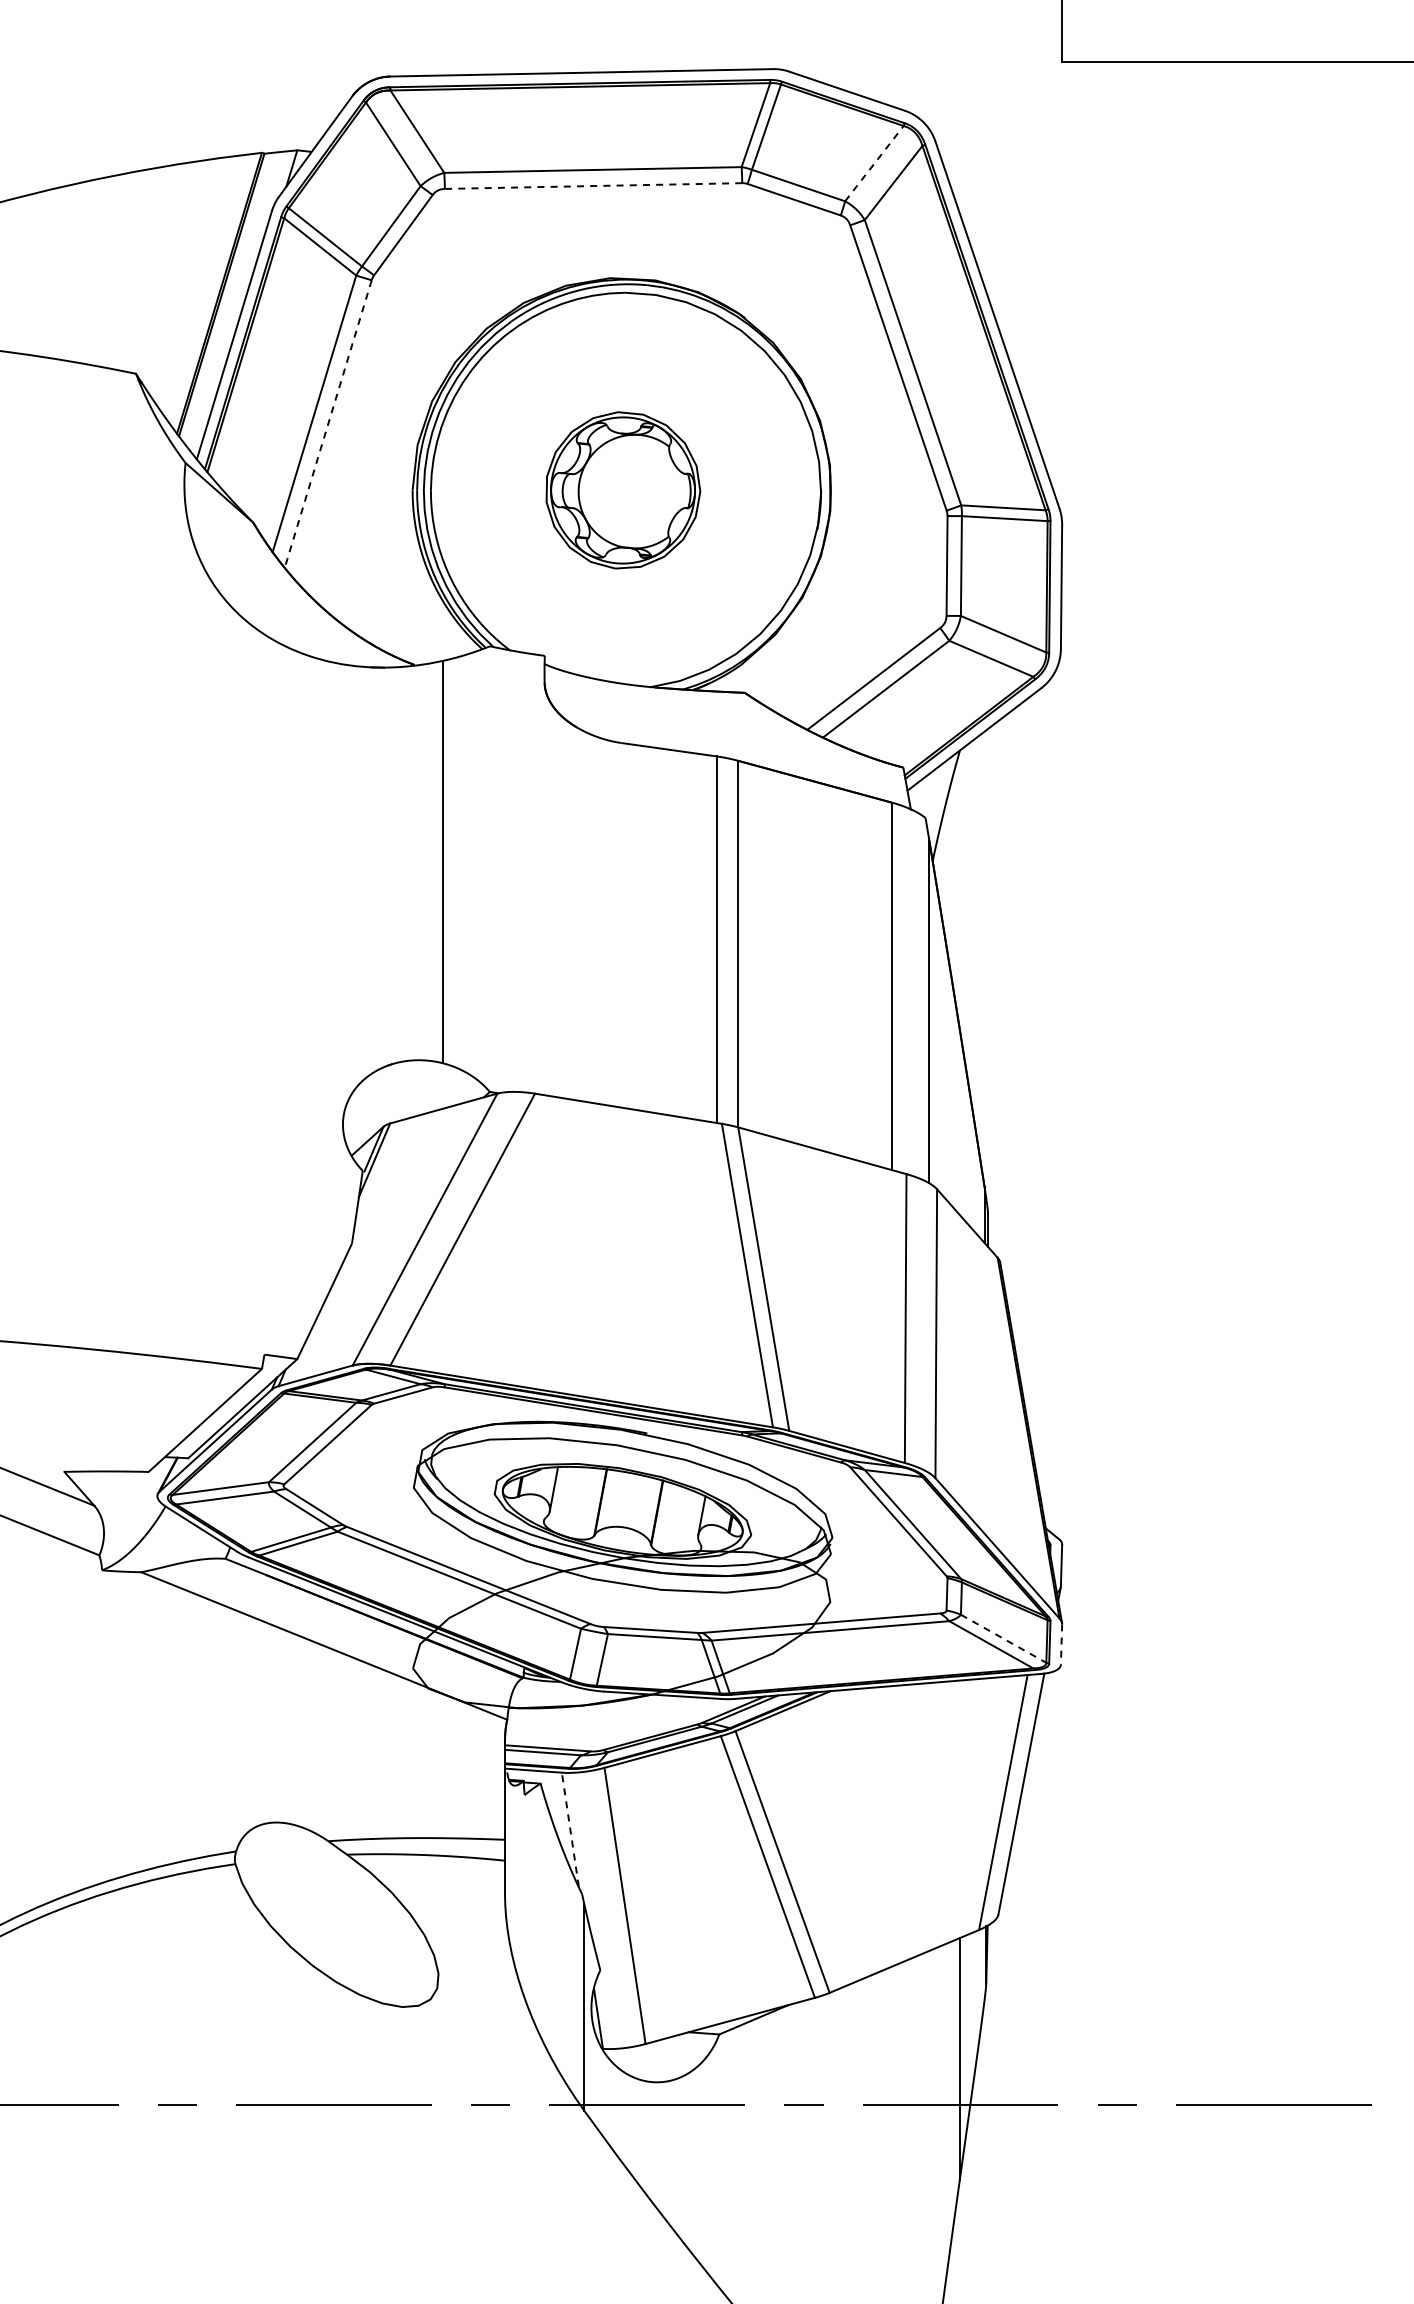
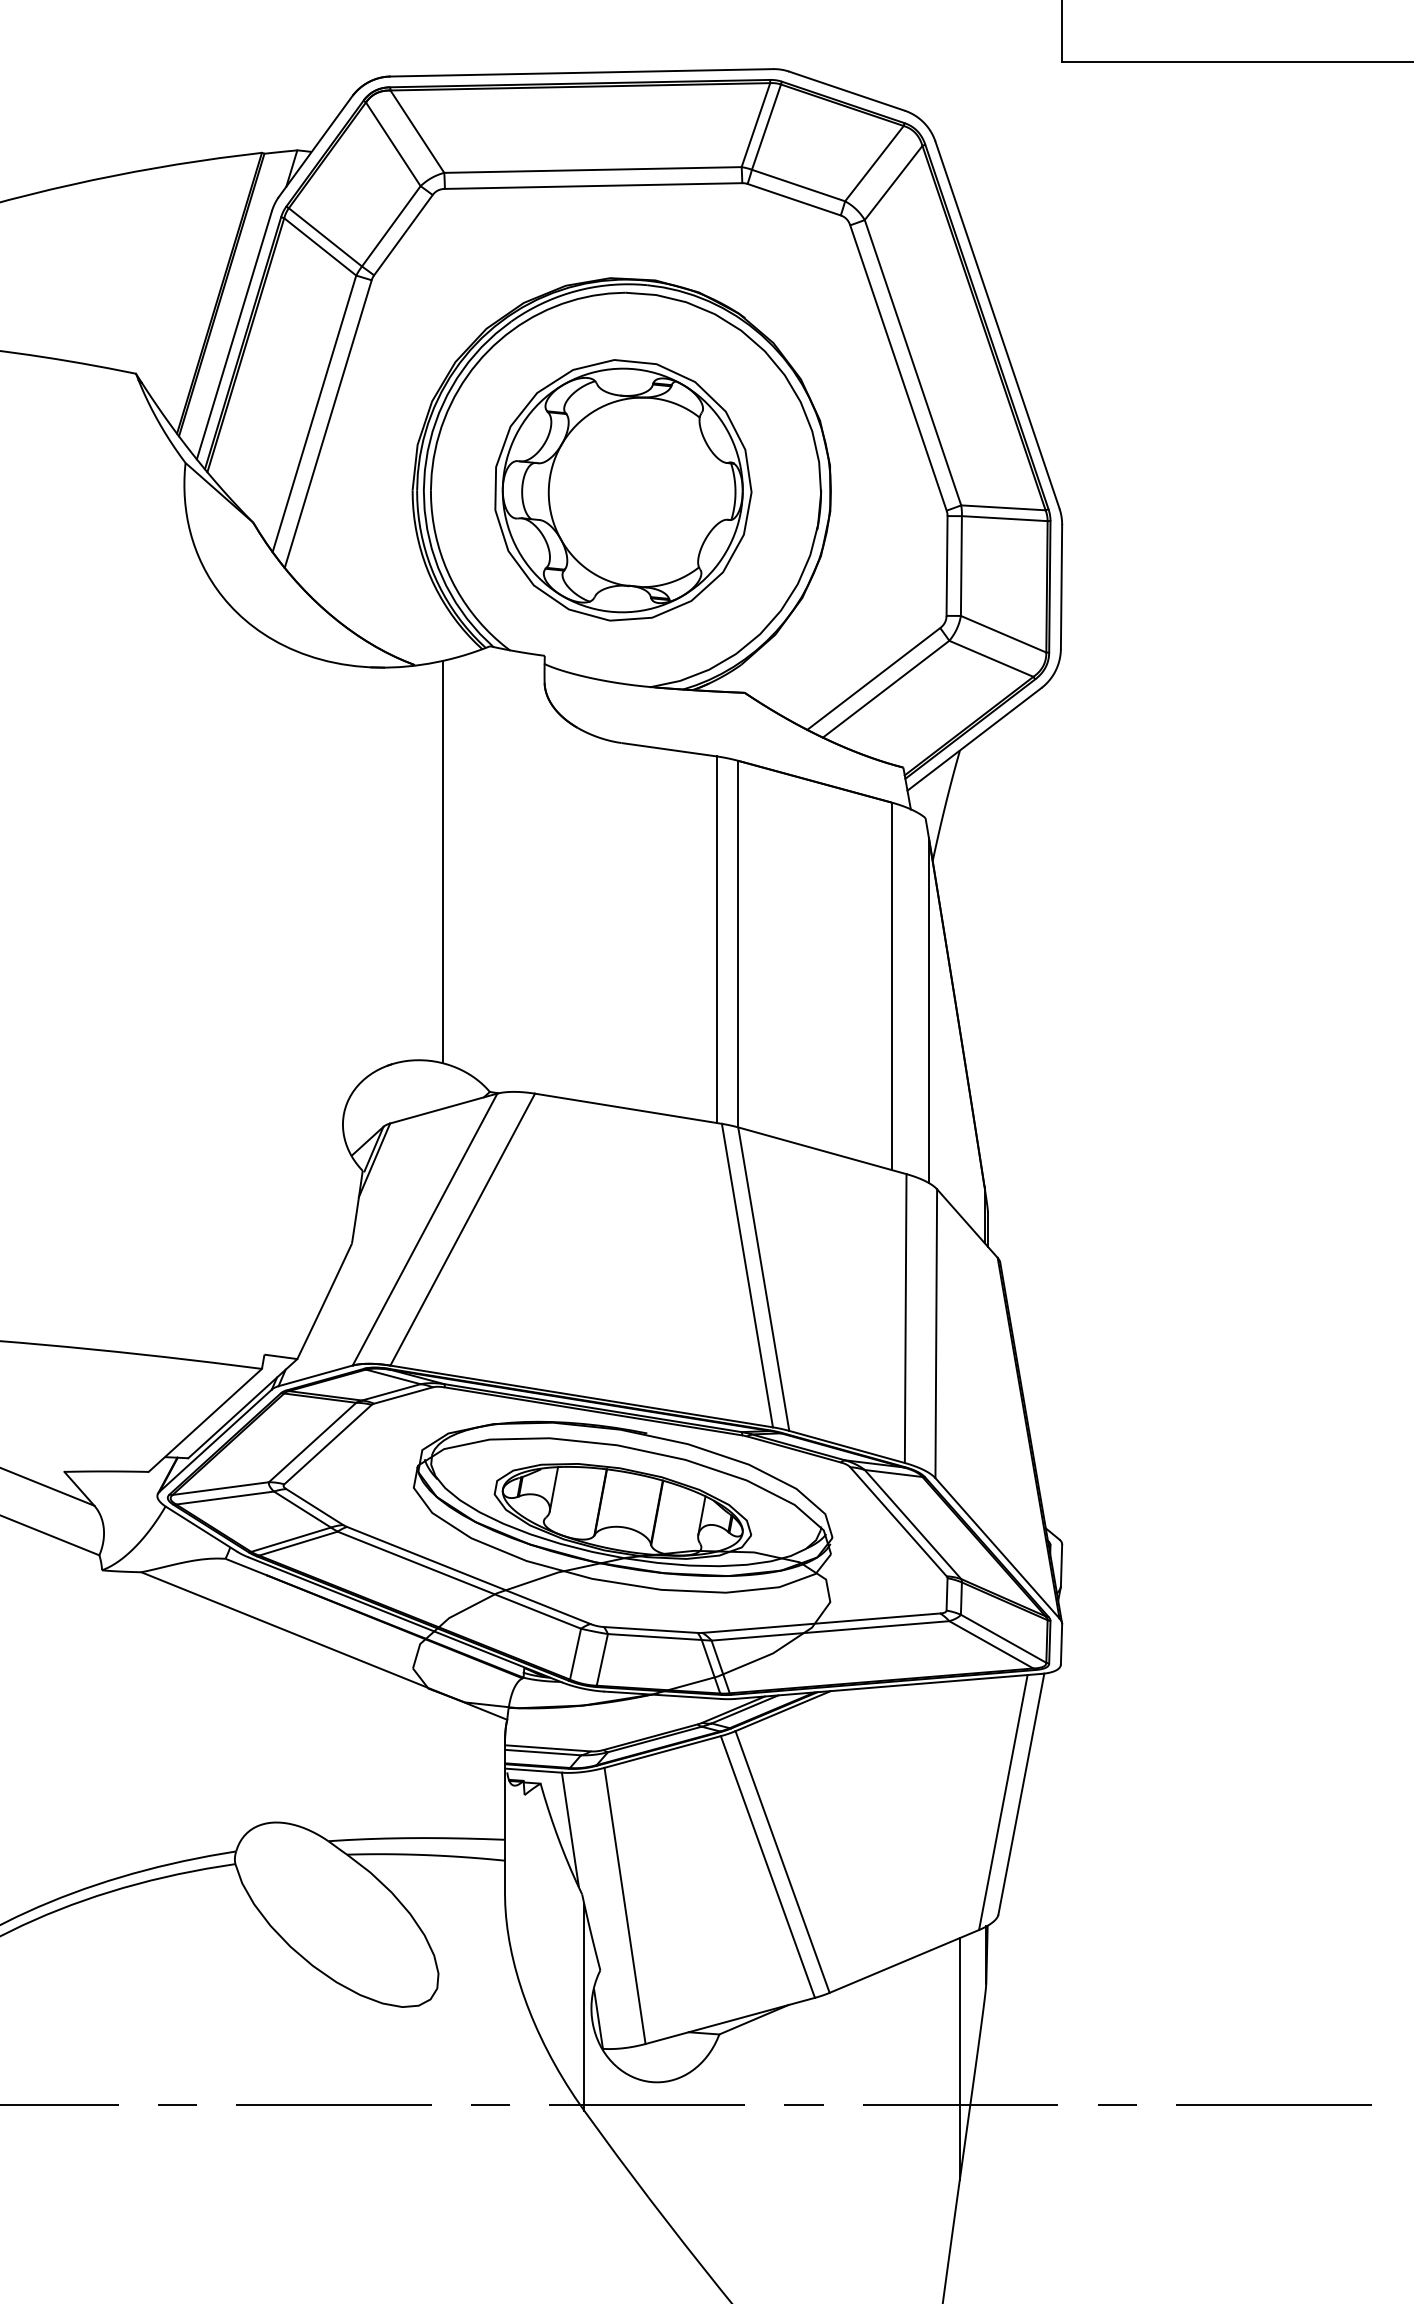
line: dashed -> solid (874, 163)
line: dashed -> solid (593, 186)
line: dashed -> solid (328, 424)
part size: 157x159 px -> 259x263 px (623, 490)
line: dashed -> solid (1003, 1638)
line: dashed -> solid (1061, 1644)
line: dashed -> solid (570, 1829)
